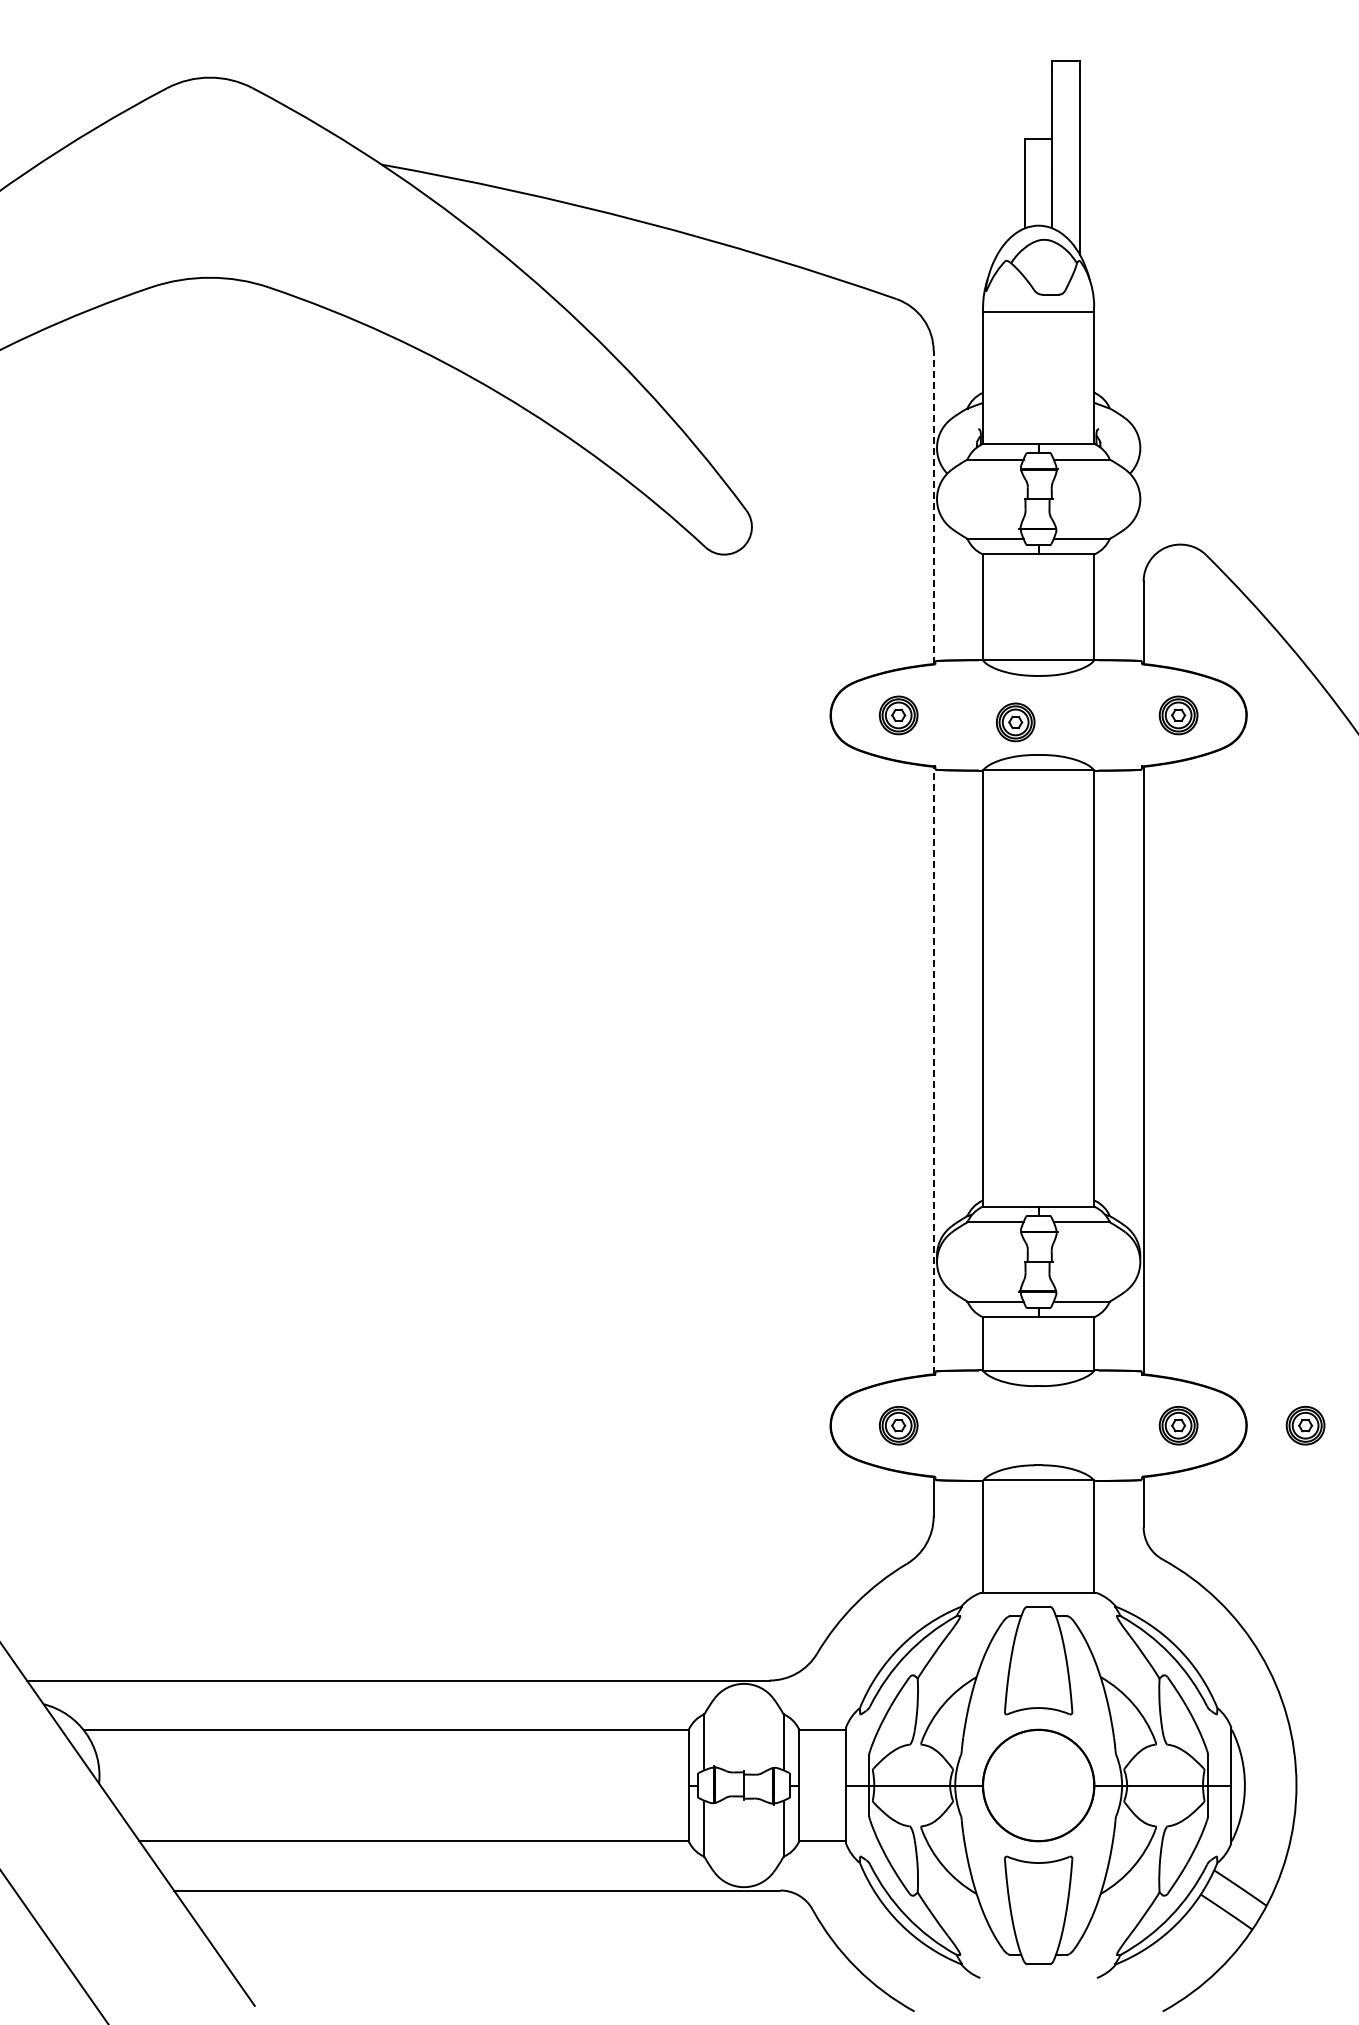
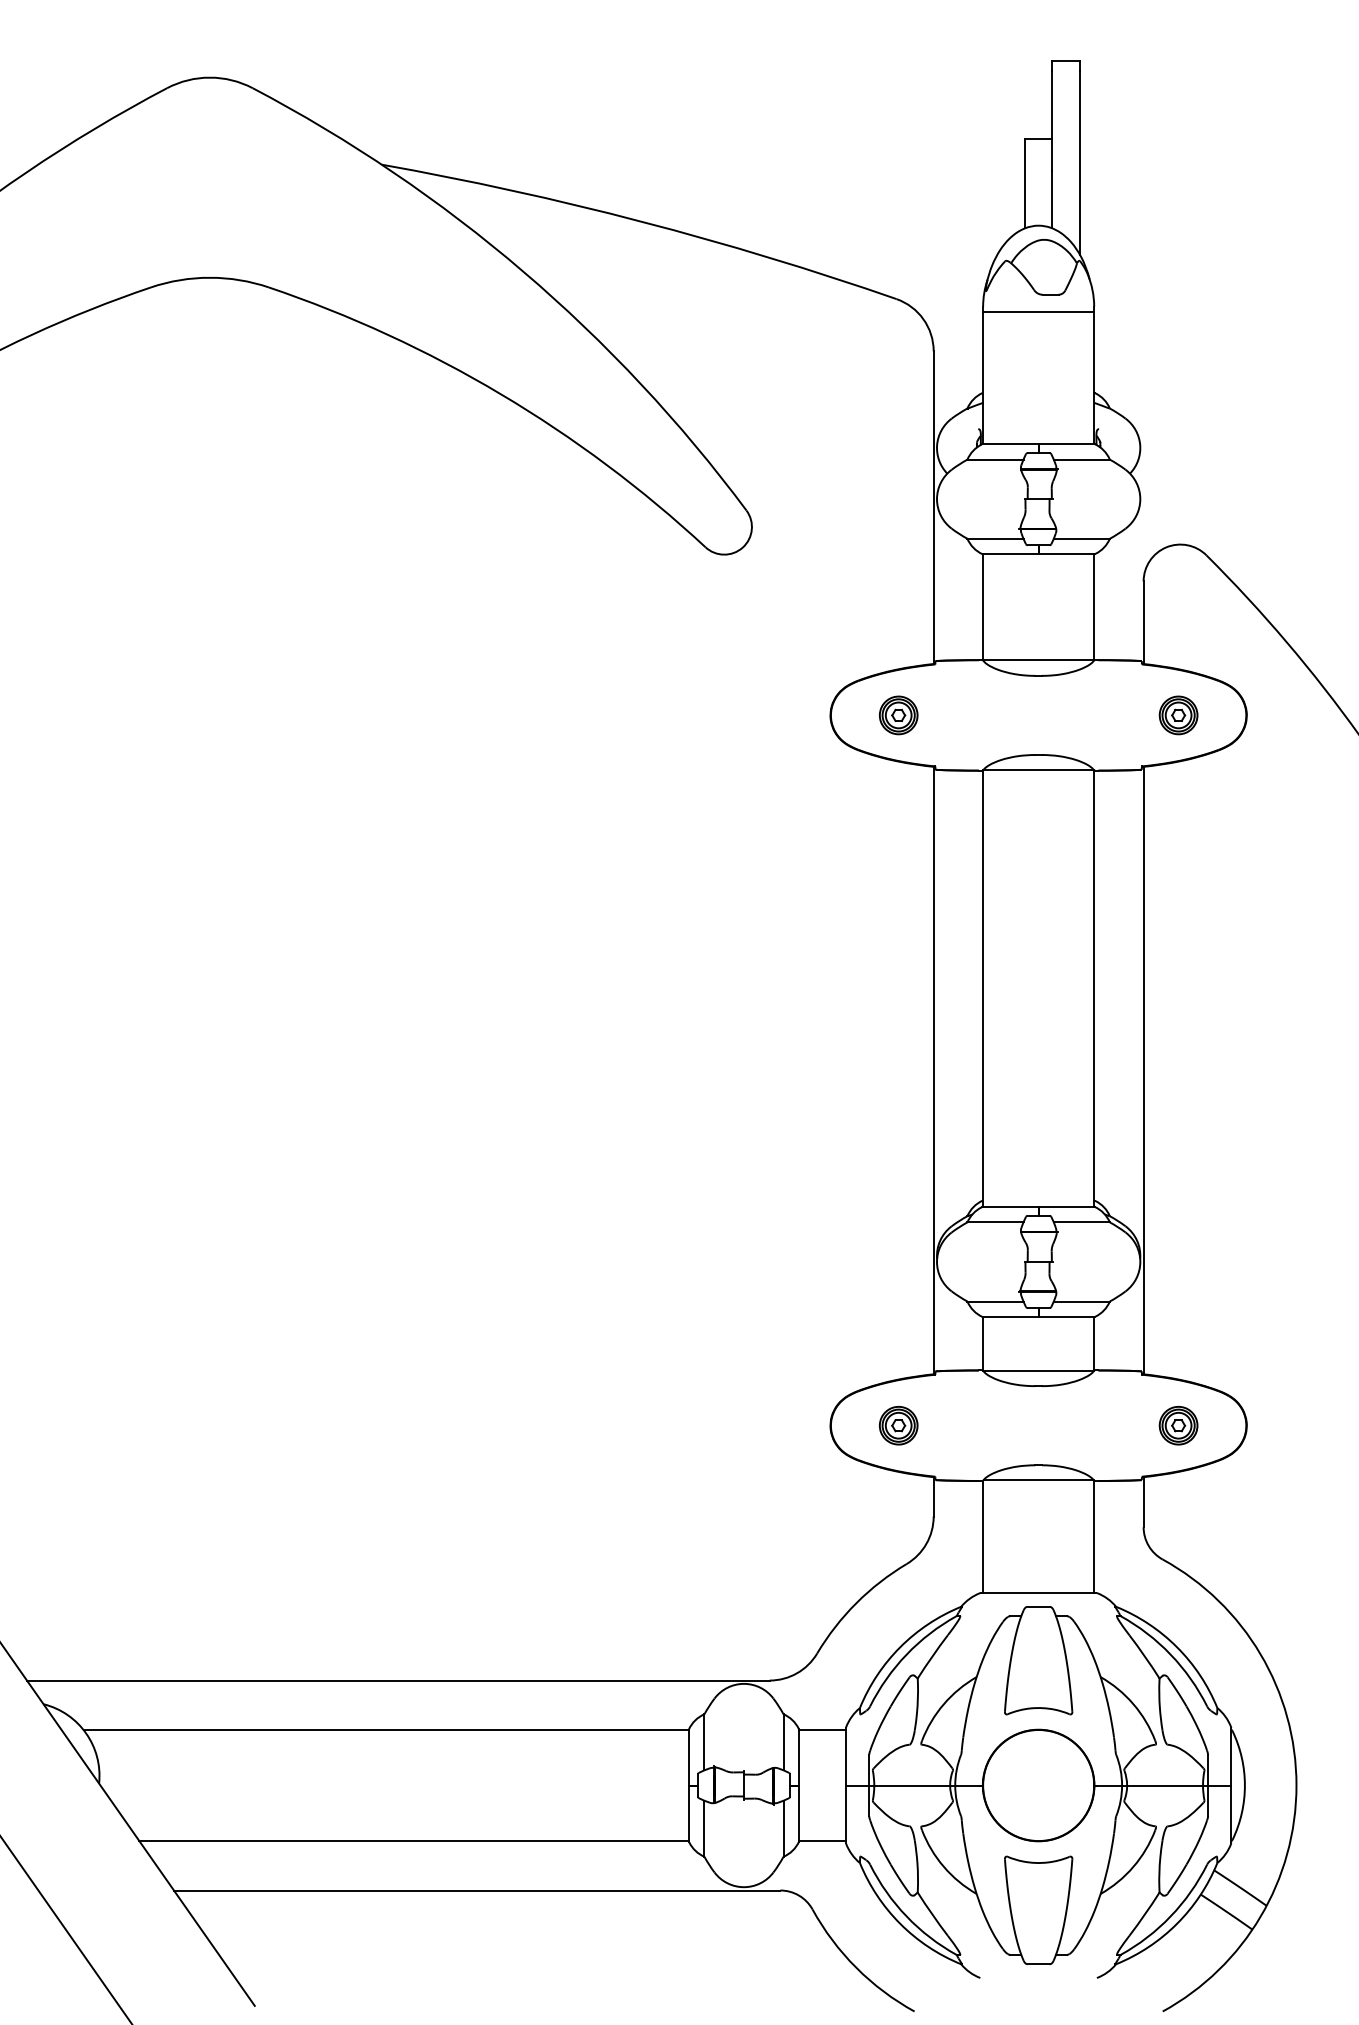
line: dashed -> solid (933, 507)
part: present -> none (1015, 722)
line: dashed -> solid (933, 1070)
part: present -> none (1305, 1425)
line position: (54, 1947) -> (65, 1930) (65, 1930)
